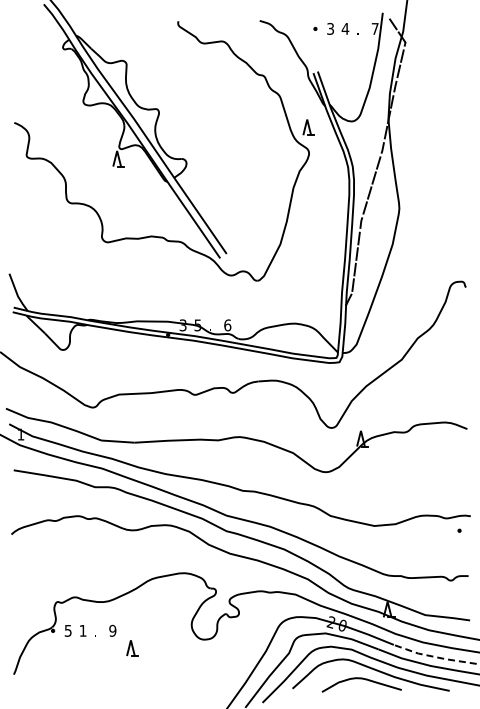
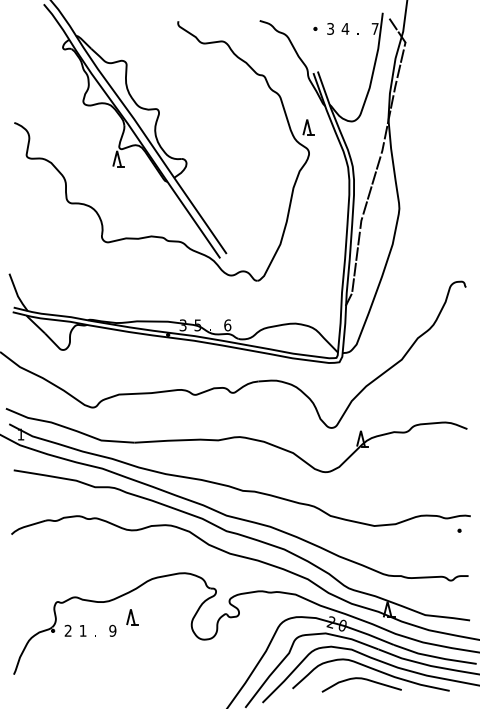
text: 5 -> 2 (67, 630)
part position: (132, 648) -> (132, 617) (132, 617)
line: dashed -> solid (434, 656)
